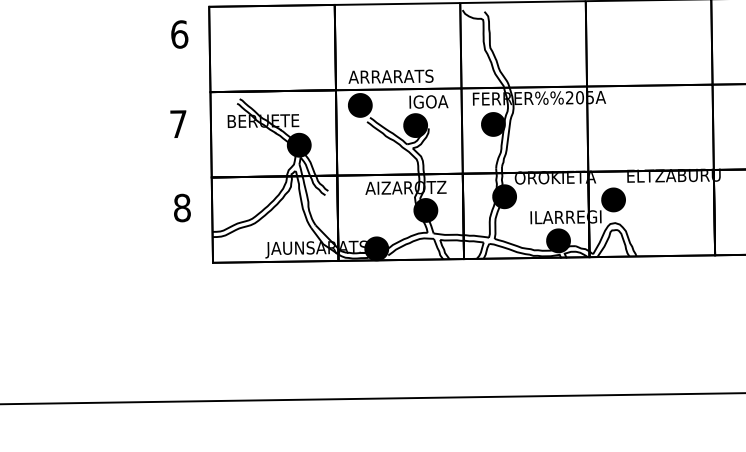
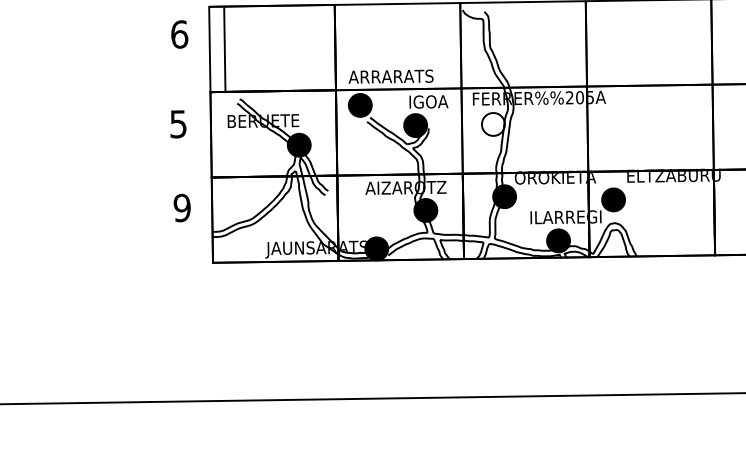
line position: (209, 49) -> (224, 49) (224, 49)
text: 7 -> 5 (178, 124)
fill: present -> none (492, 124)
text: 8 -> 9 (181, 207)
